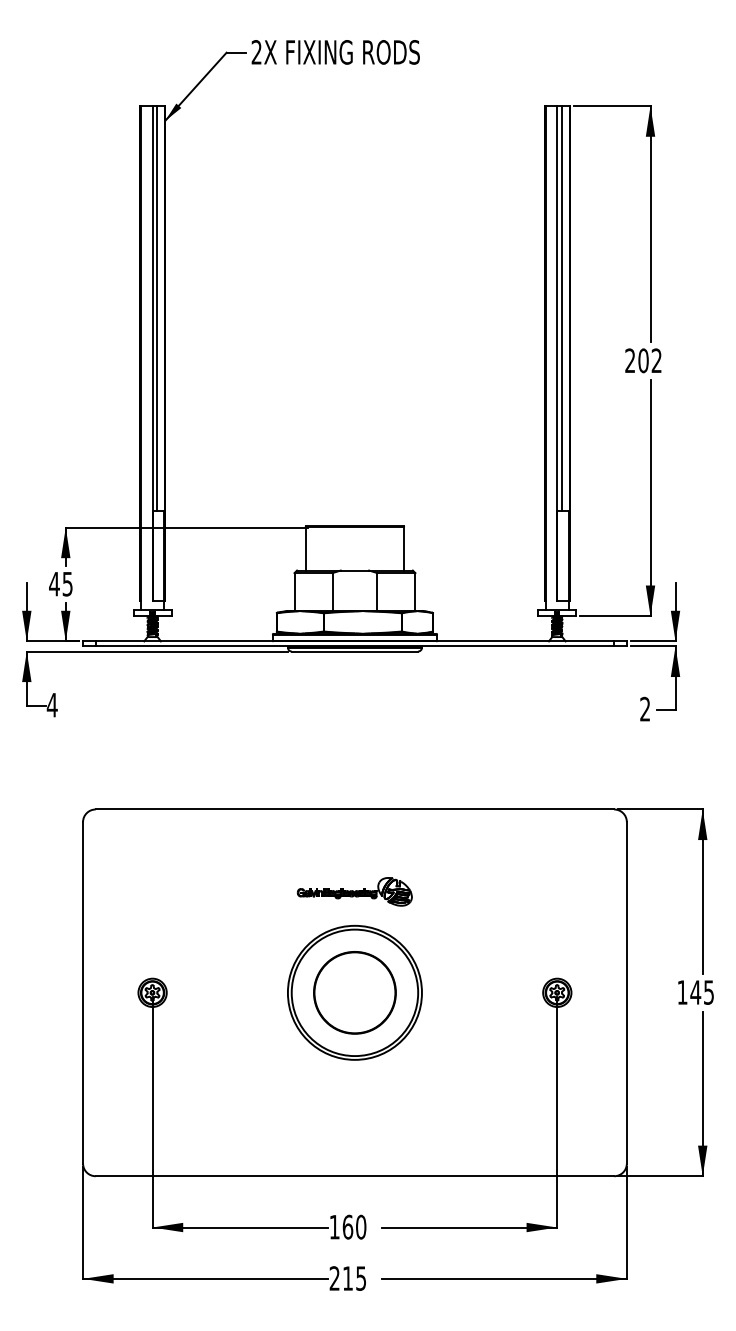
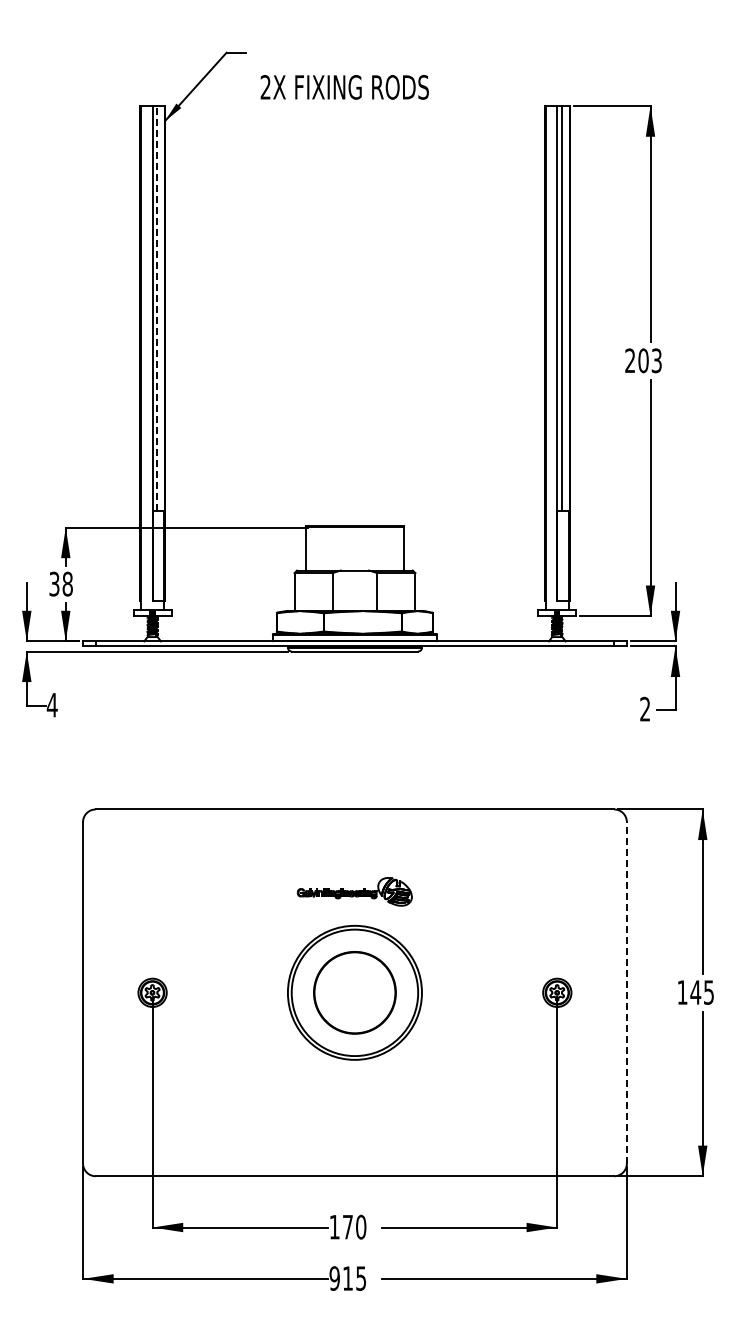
text position: (335, 52) -> (344, 87) (344, 87)
line: solid -> dashed (157, 308)
text: 202 -> 203 (656, 361)
text: 45 -> 38 (60, 583)
line: solid -> dashed (626, 992)
text: 160 -> 170 (347, 1226)
text: 215 -> 915 (334, 1278)
